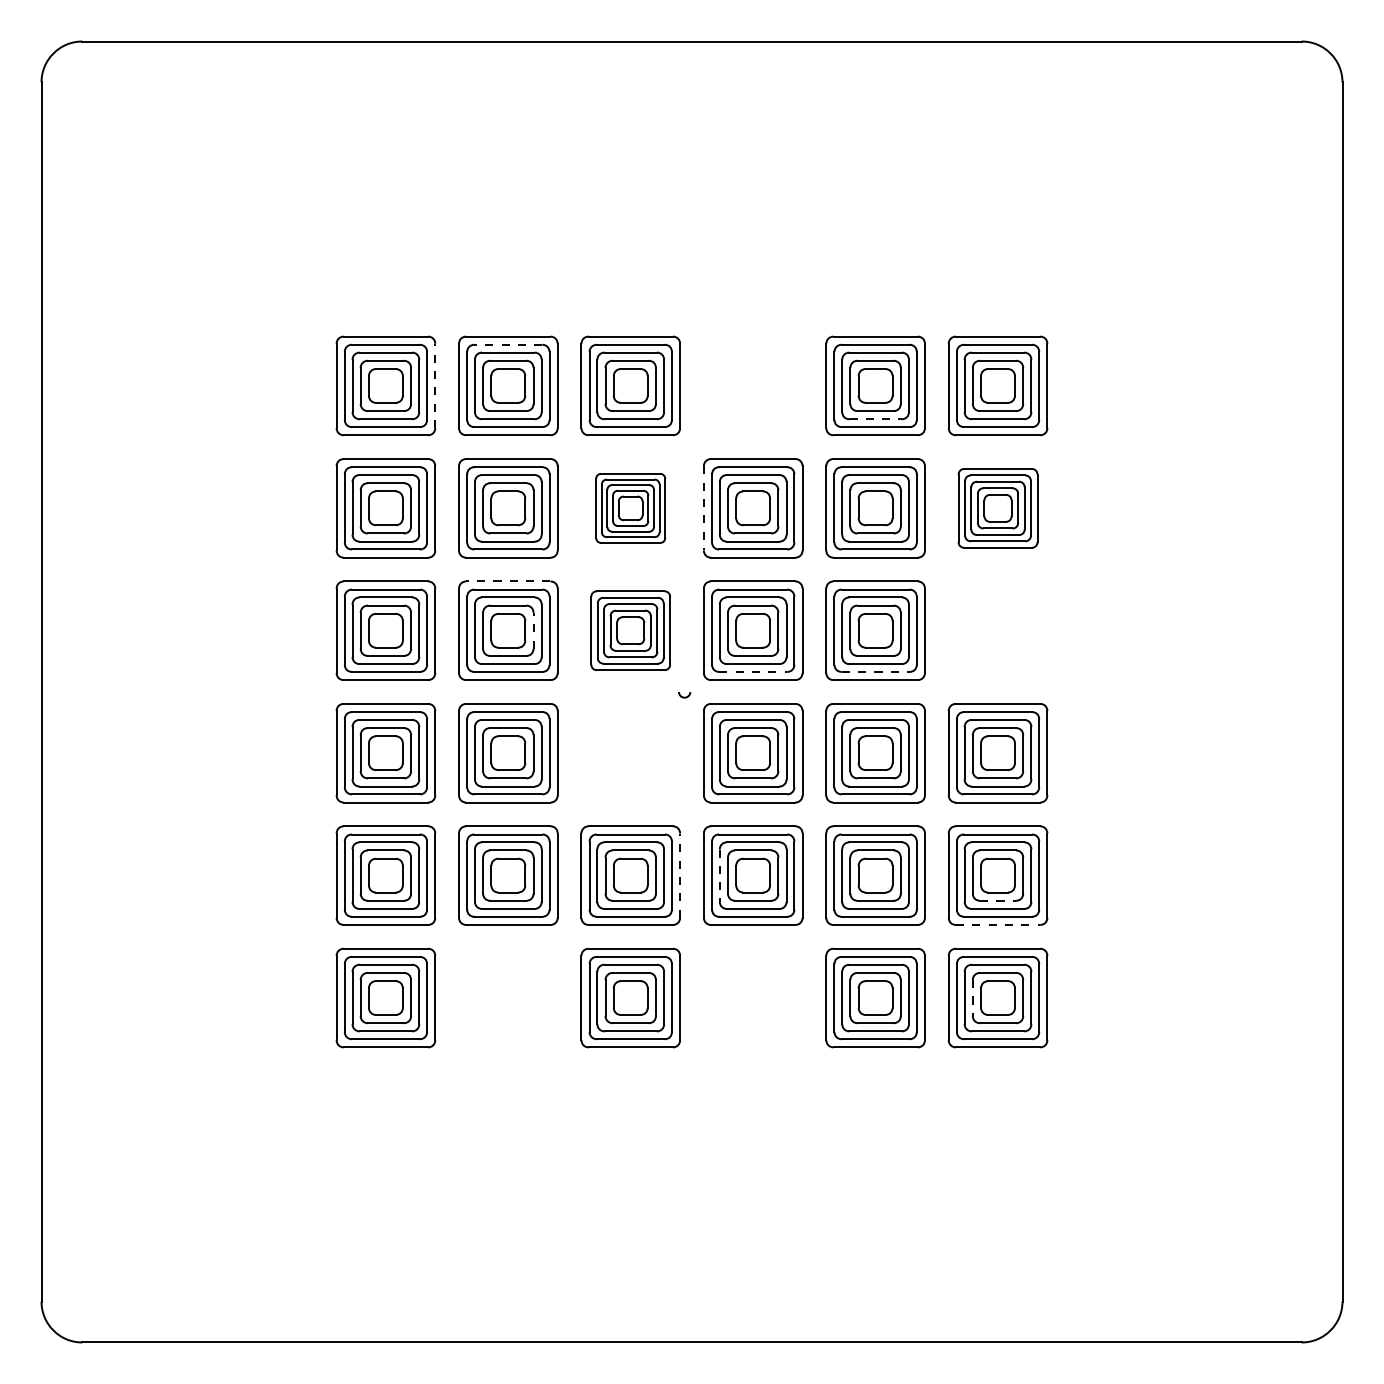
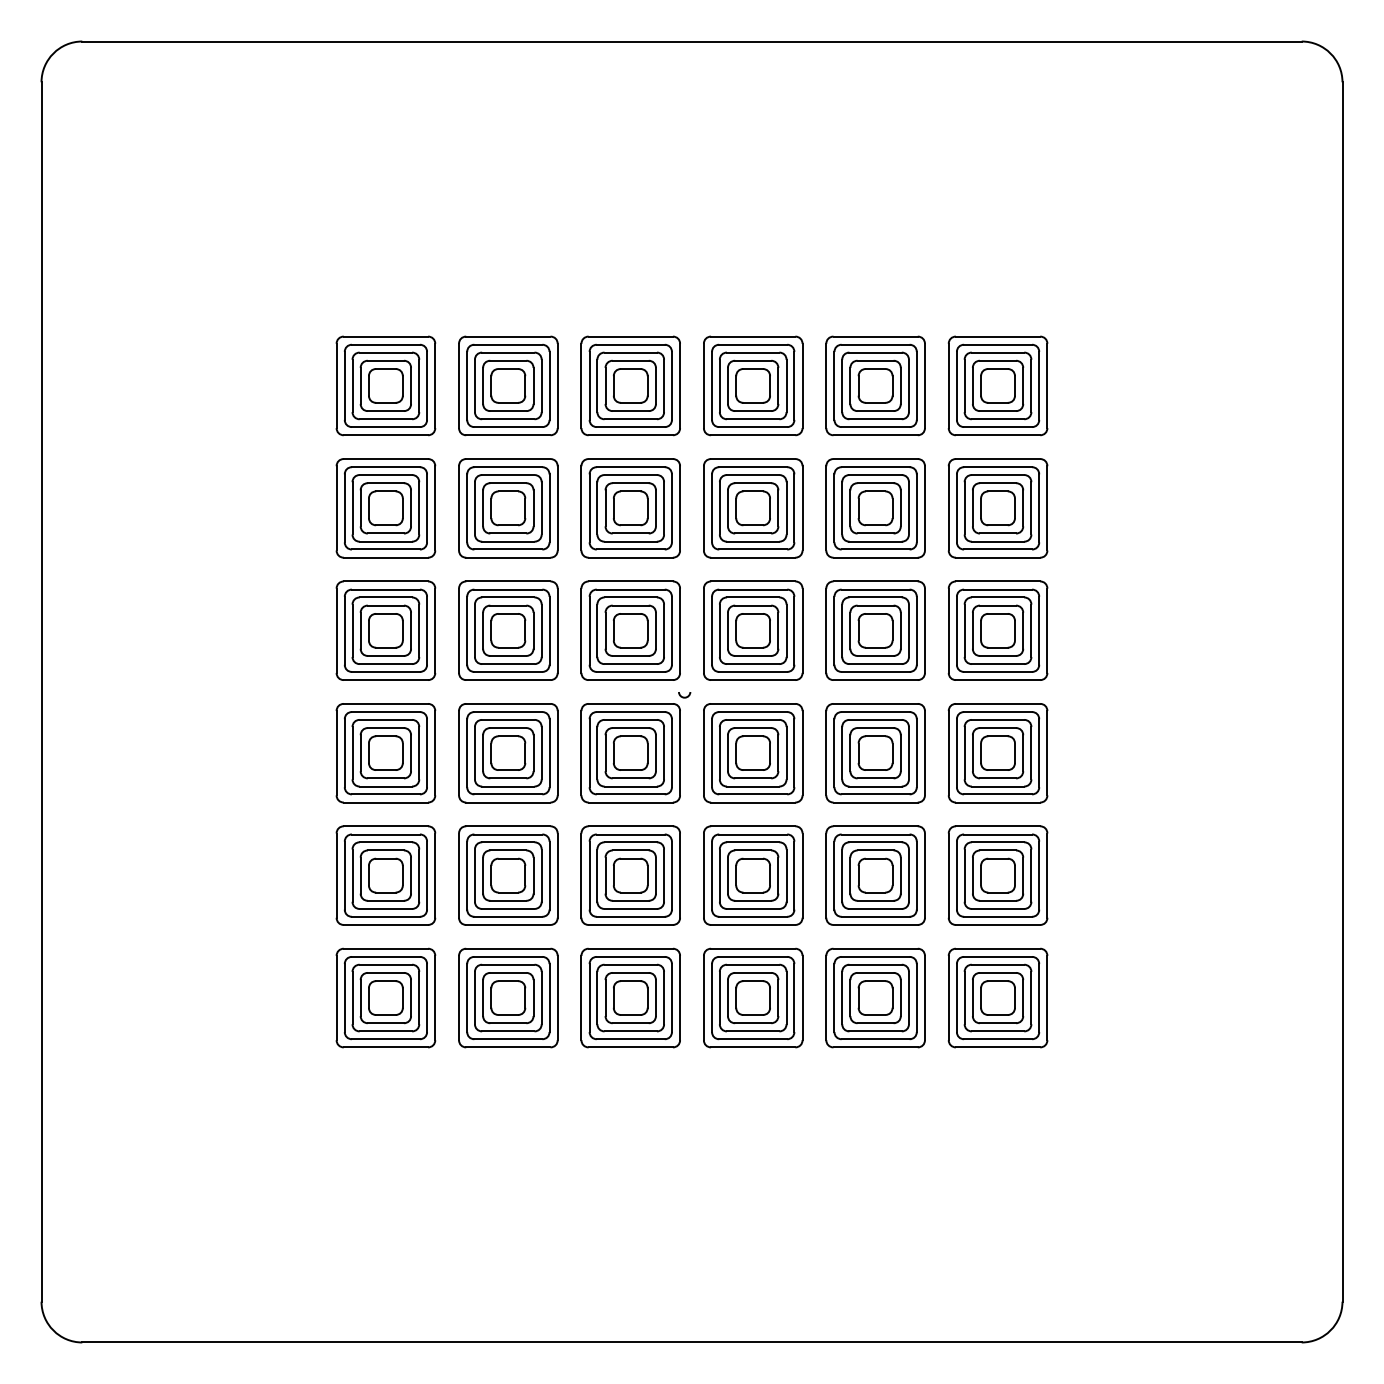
line: dashed -> solid (508, 344)
line: dashed -> solid (435, 385)
part: none -> present (753, 385)
line: dashed -> solid (876, 419)
part size: 72x71 px -> 101x101 px (630, 508)
line: dashed -> solid (703, 508)
part size: 82x81 px -> 102x101 px (997, 508)
line: dashed -> solid (507, 581)
line: dashed -> solid (533, 630)
part size: 82x81 px -> 101x101 px (630, 630)
part: none -> present (997, 630)
line: dashed -> solid (753, 671)
line: dashed -> solid (875, 671)
part: none -> present (630, 753)
line: dashed -> solid (680, 875)
line: dashed -> solid (719, 876)
line: dashed -> solid (998, 900)
line: dashed -> solid (998, 924)
part: none -> present (508, 997)
part: none -> present (753, 997)
line: dashed -> solid (972, 998)
